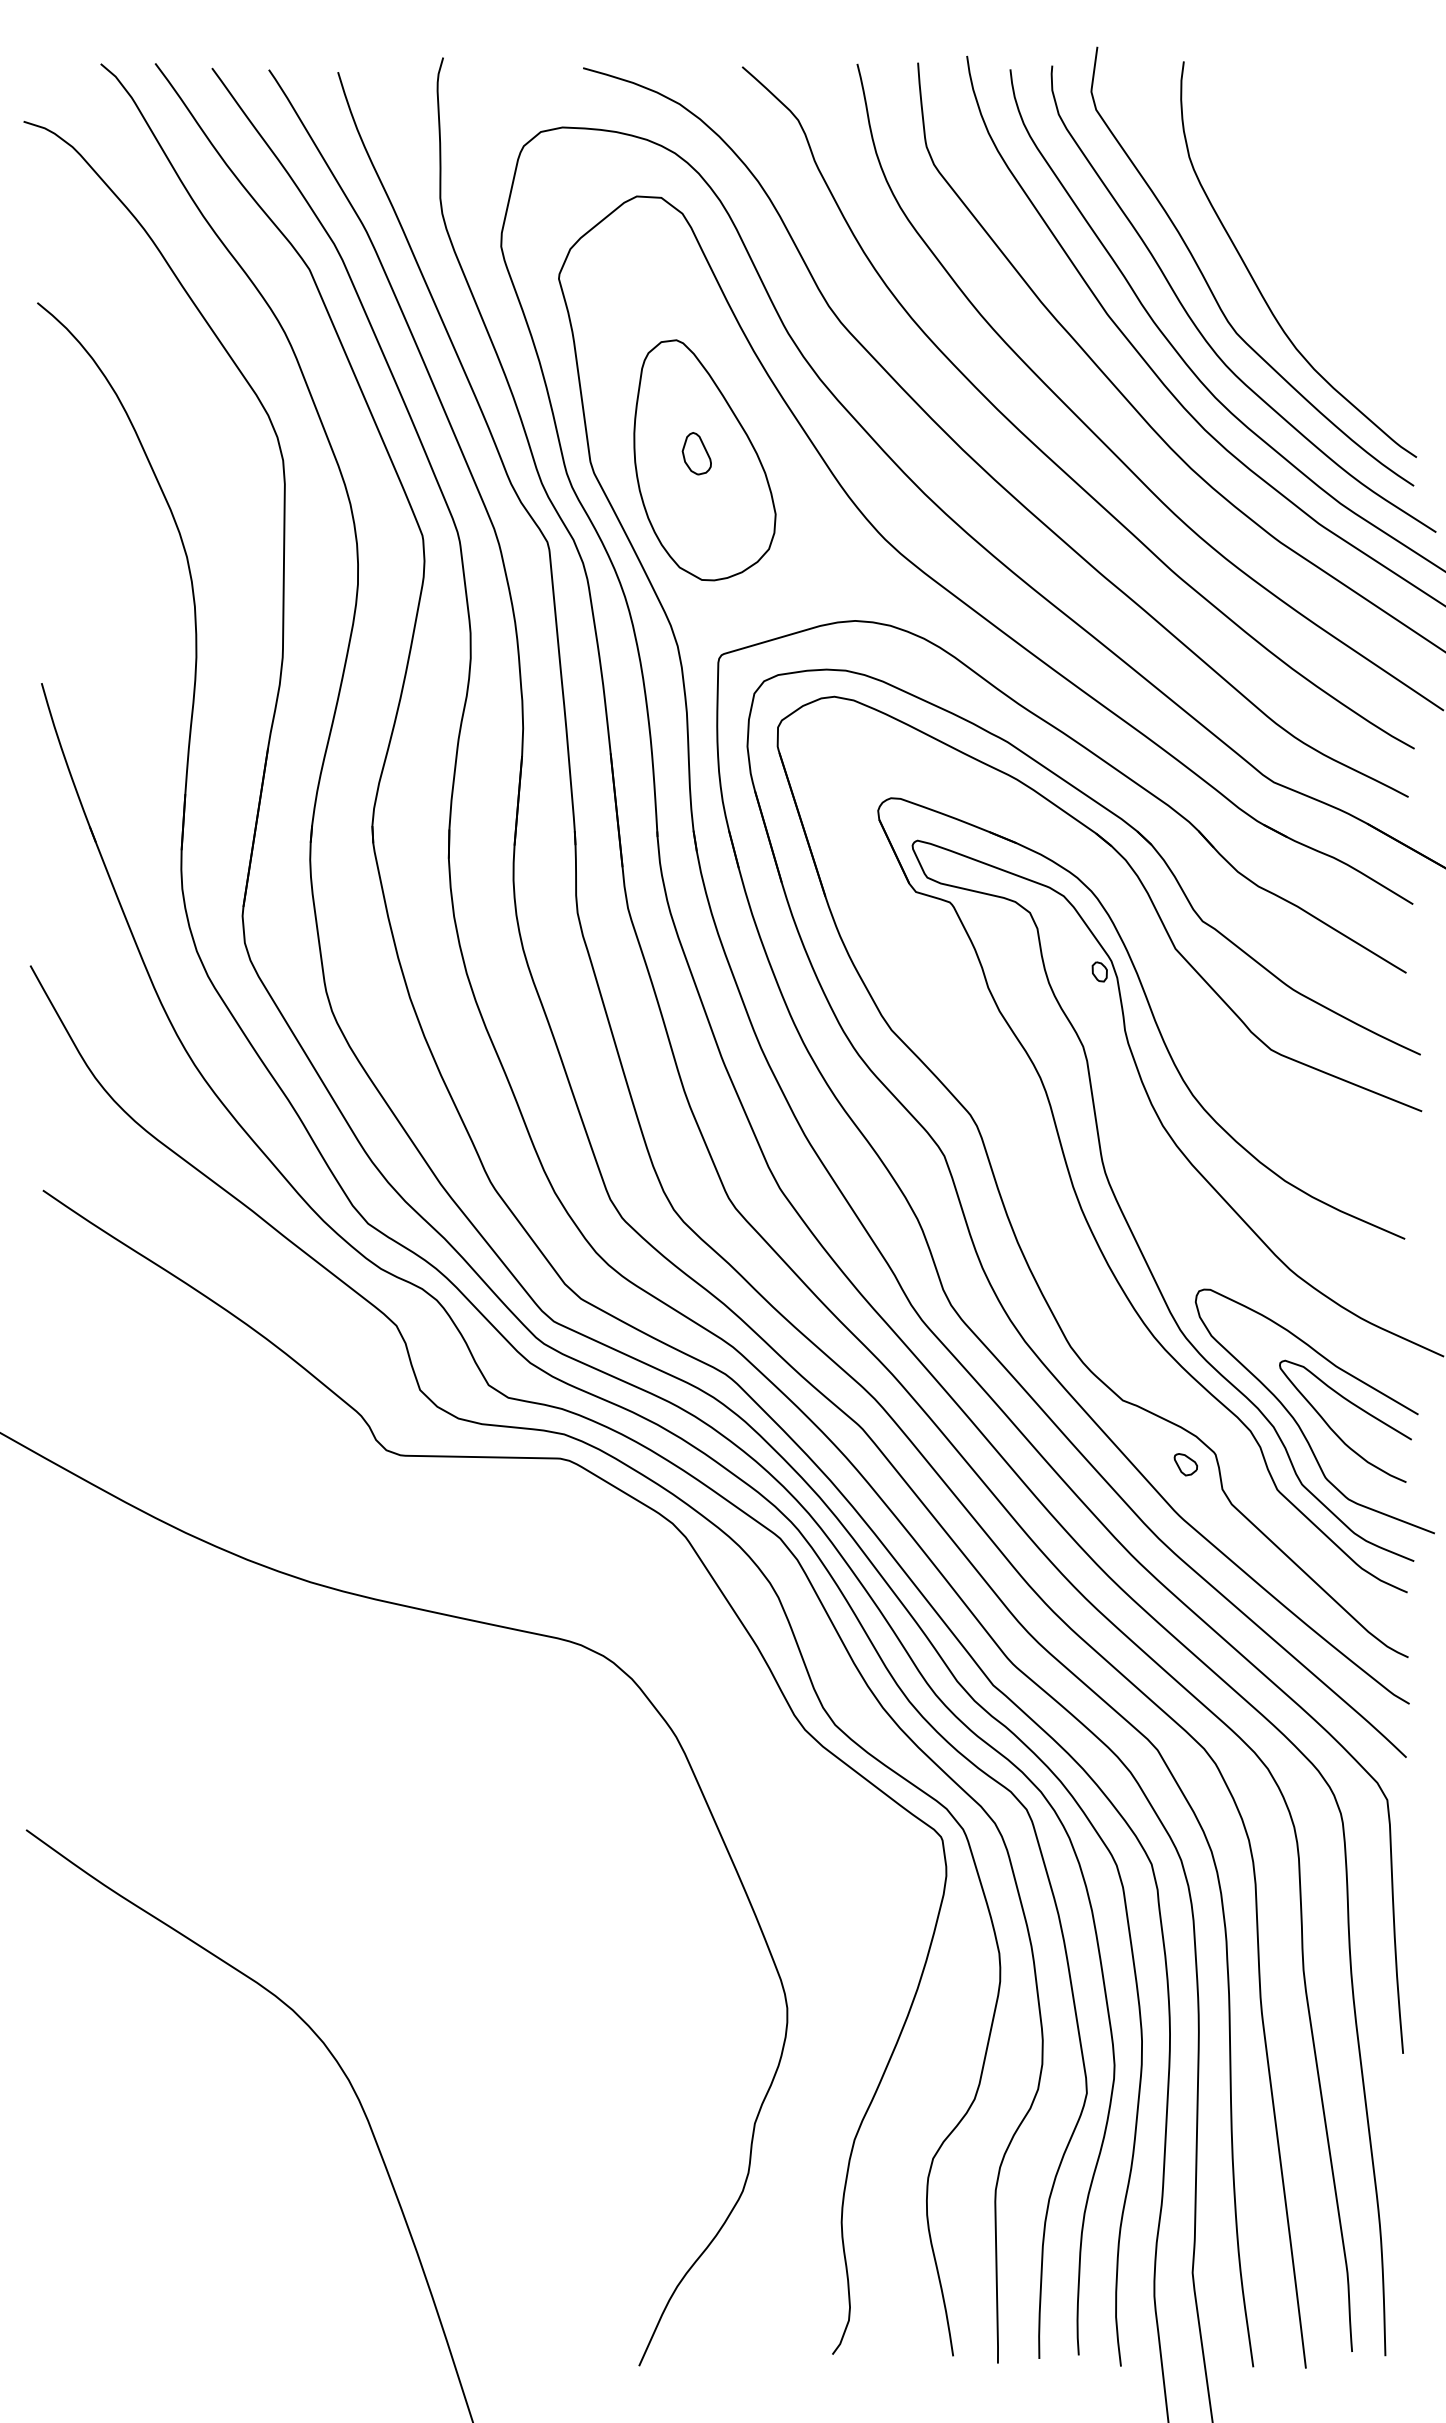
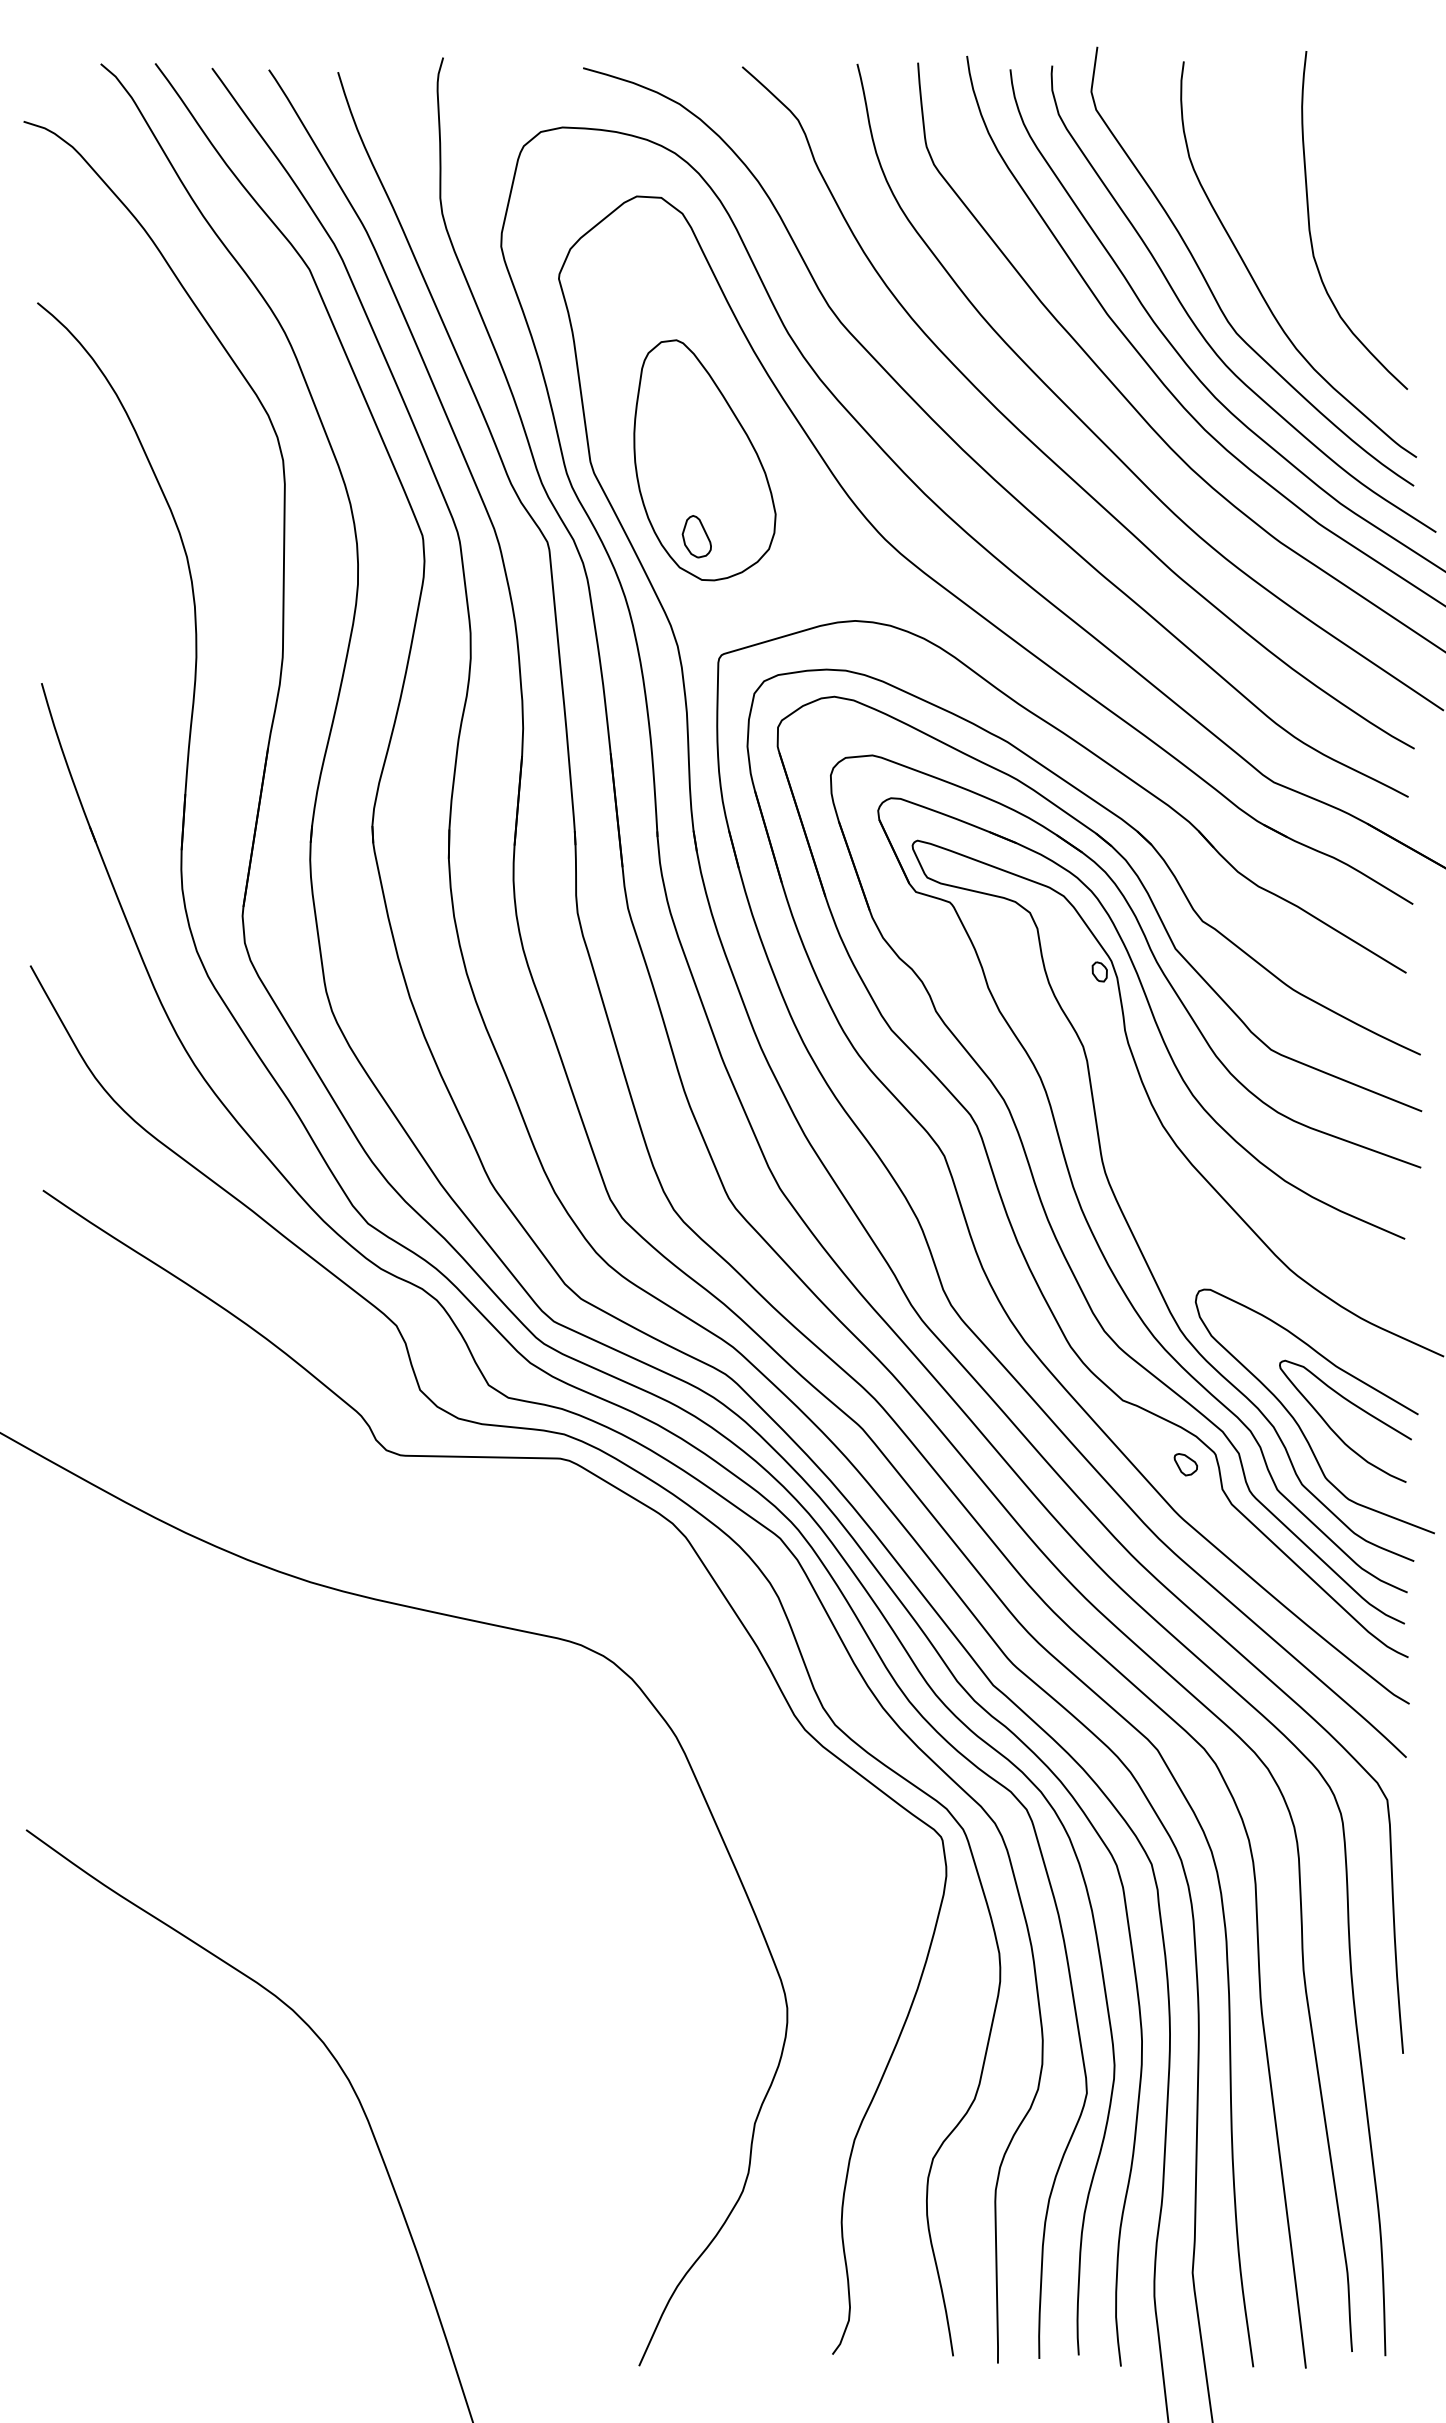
curve: none -> present (1310, 226)
part position: (696, 453) -> (696, 536) (696, 536)
part: none -> present (1050, 1222)
